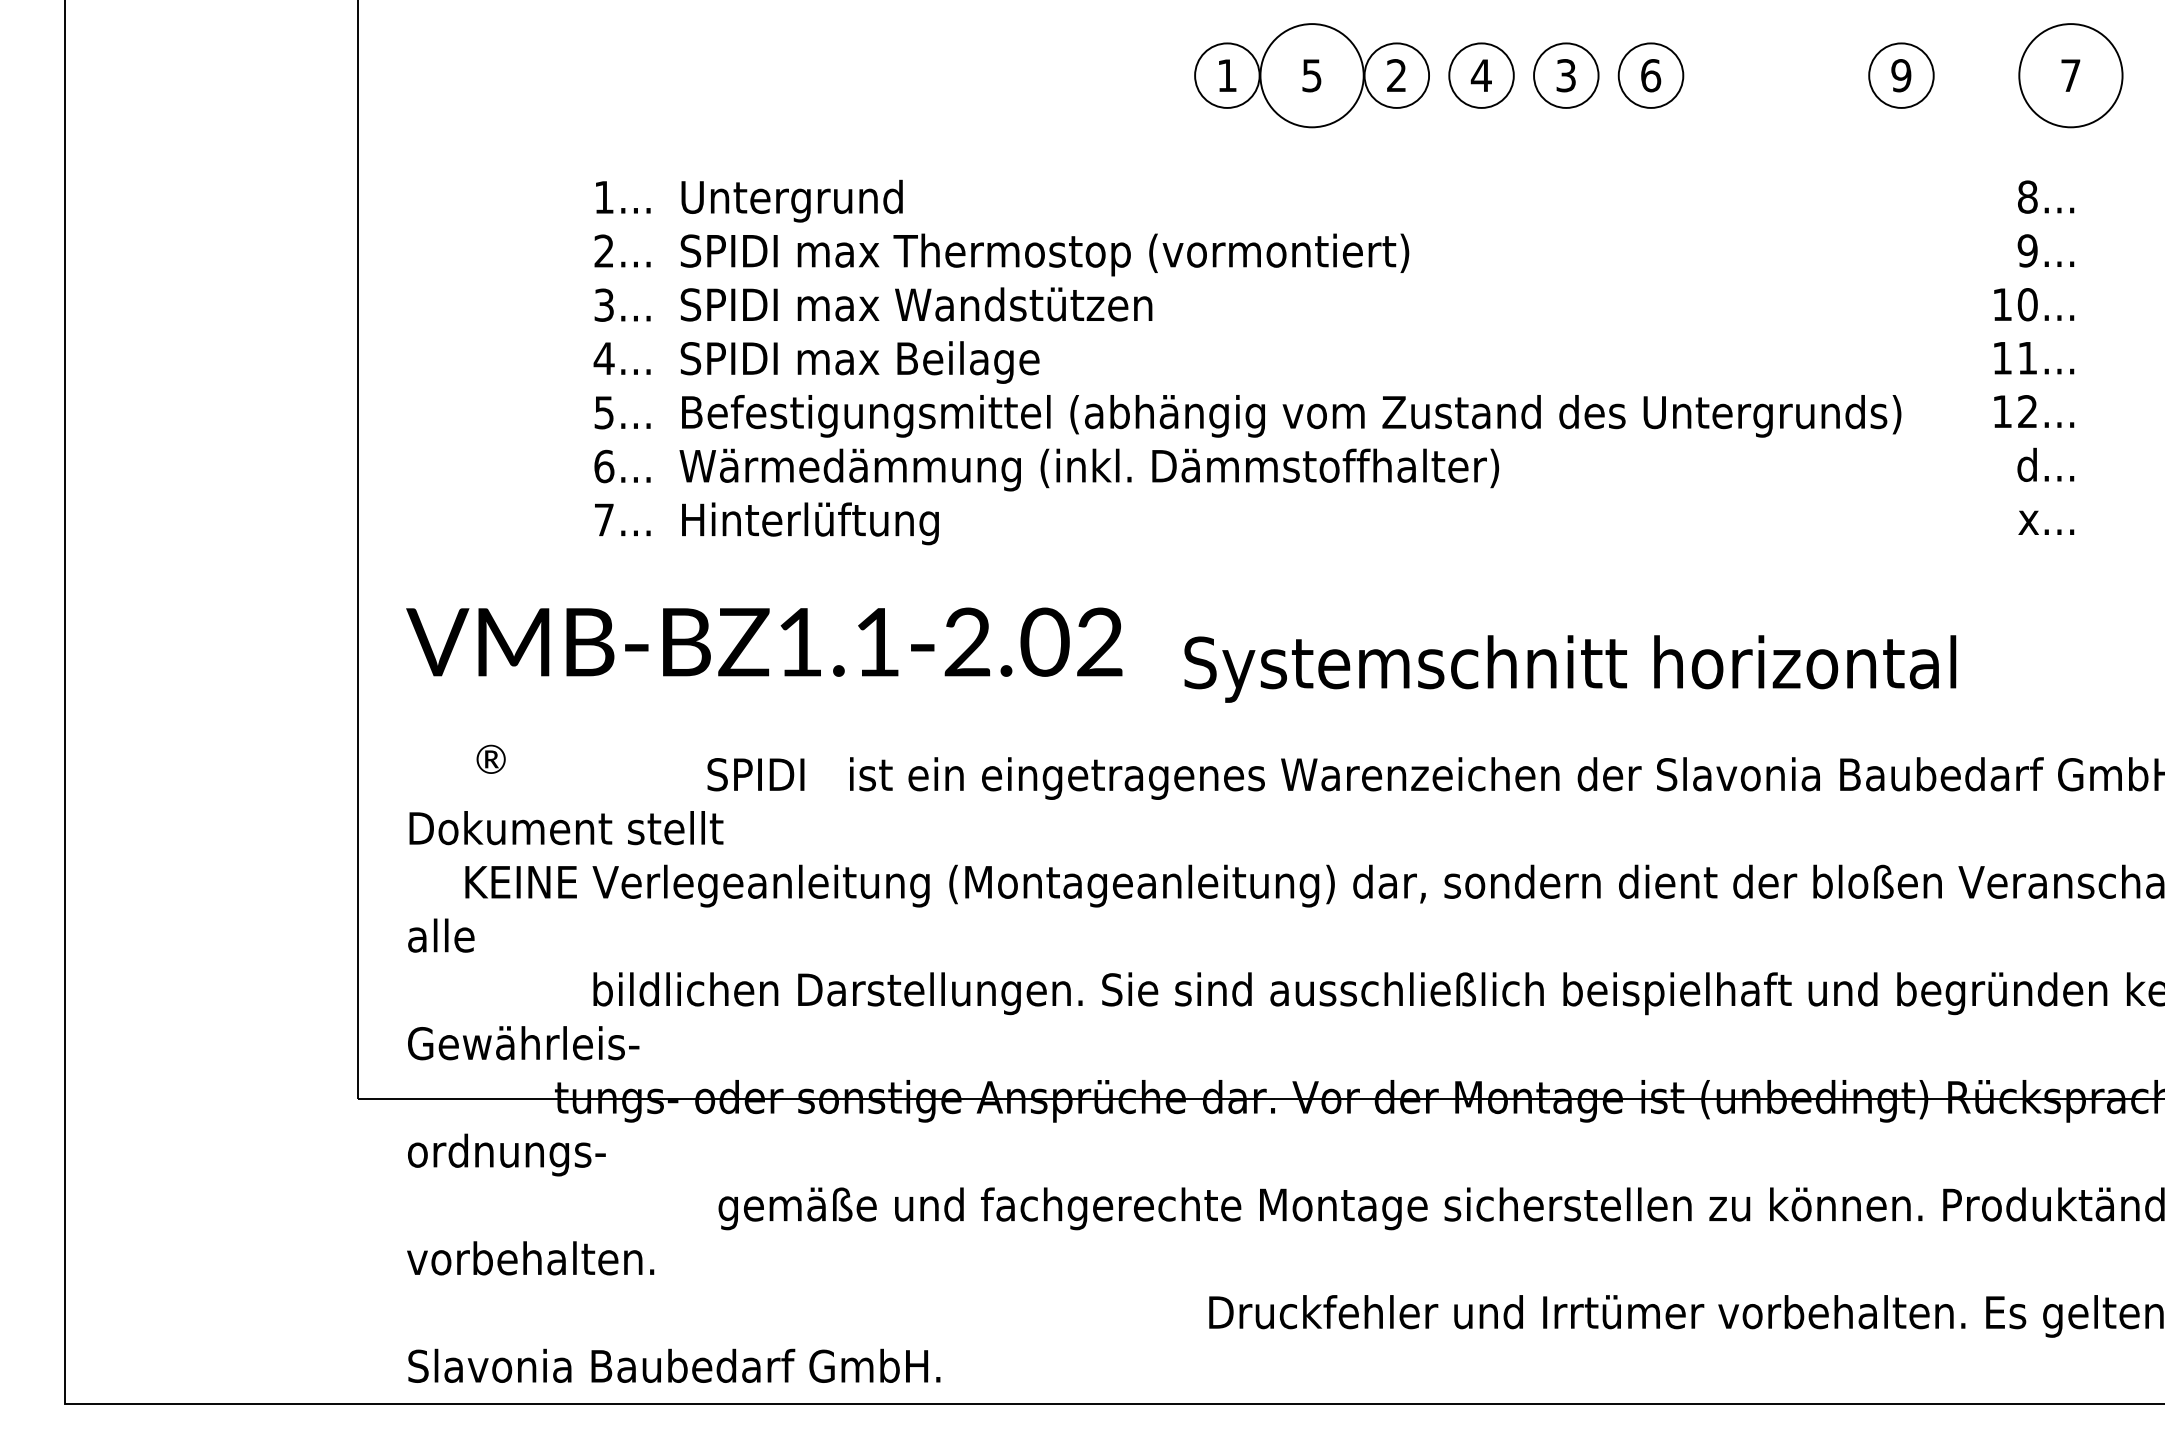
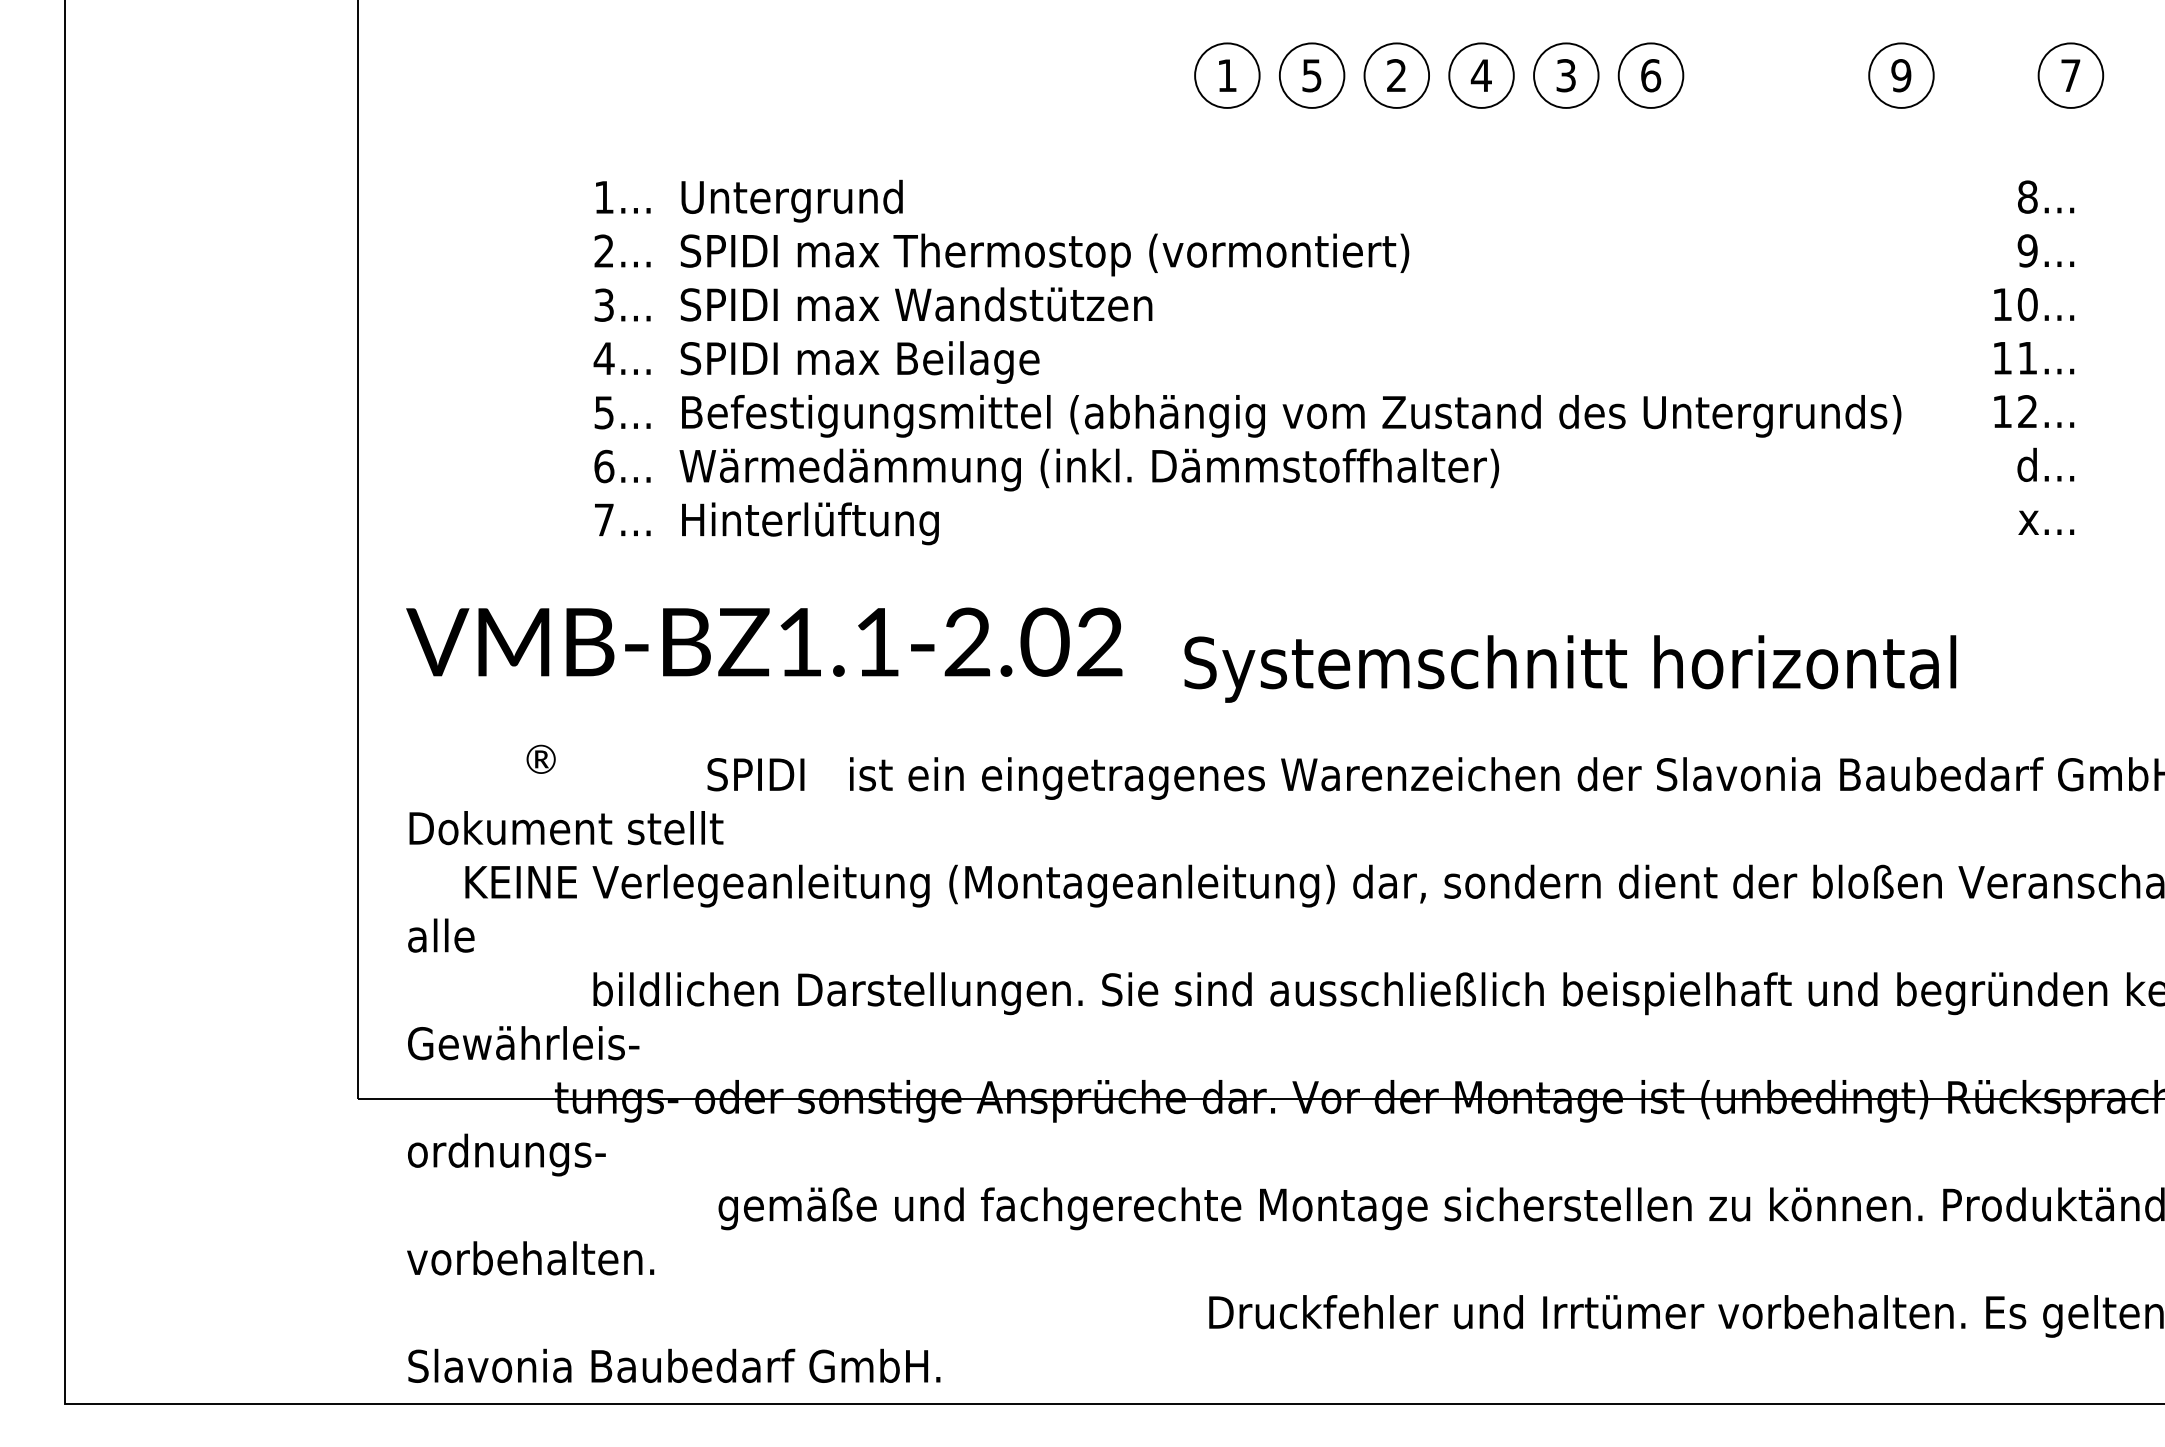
circle diameter: 103 px -> 65 px (1311, 75)
circle diameter: 103 px -> 65 px (2070, 75)
text position: (490, 758) -> (540, 758) (540, 758)
